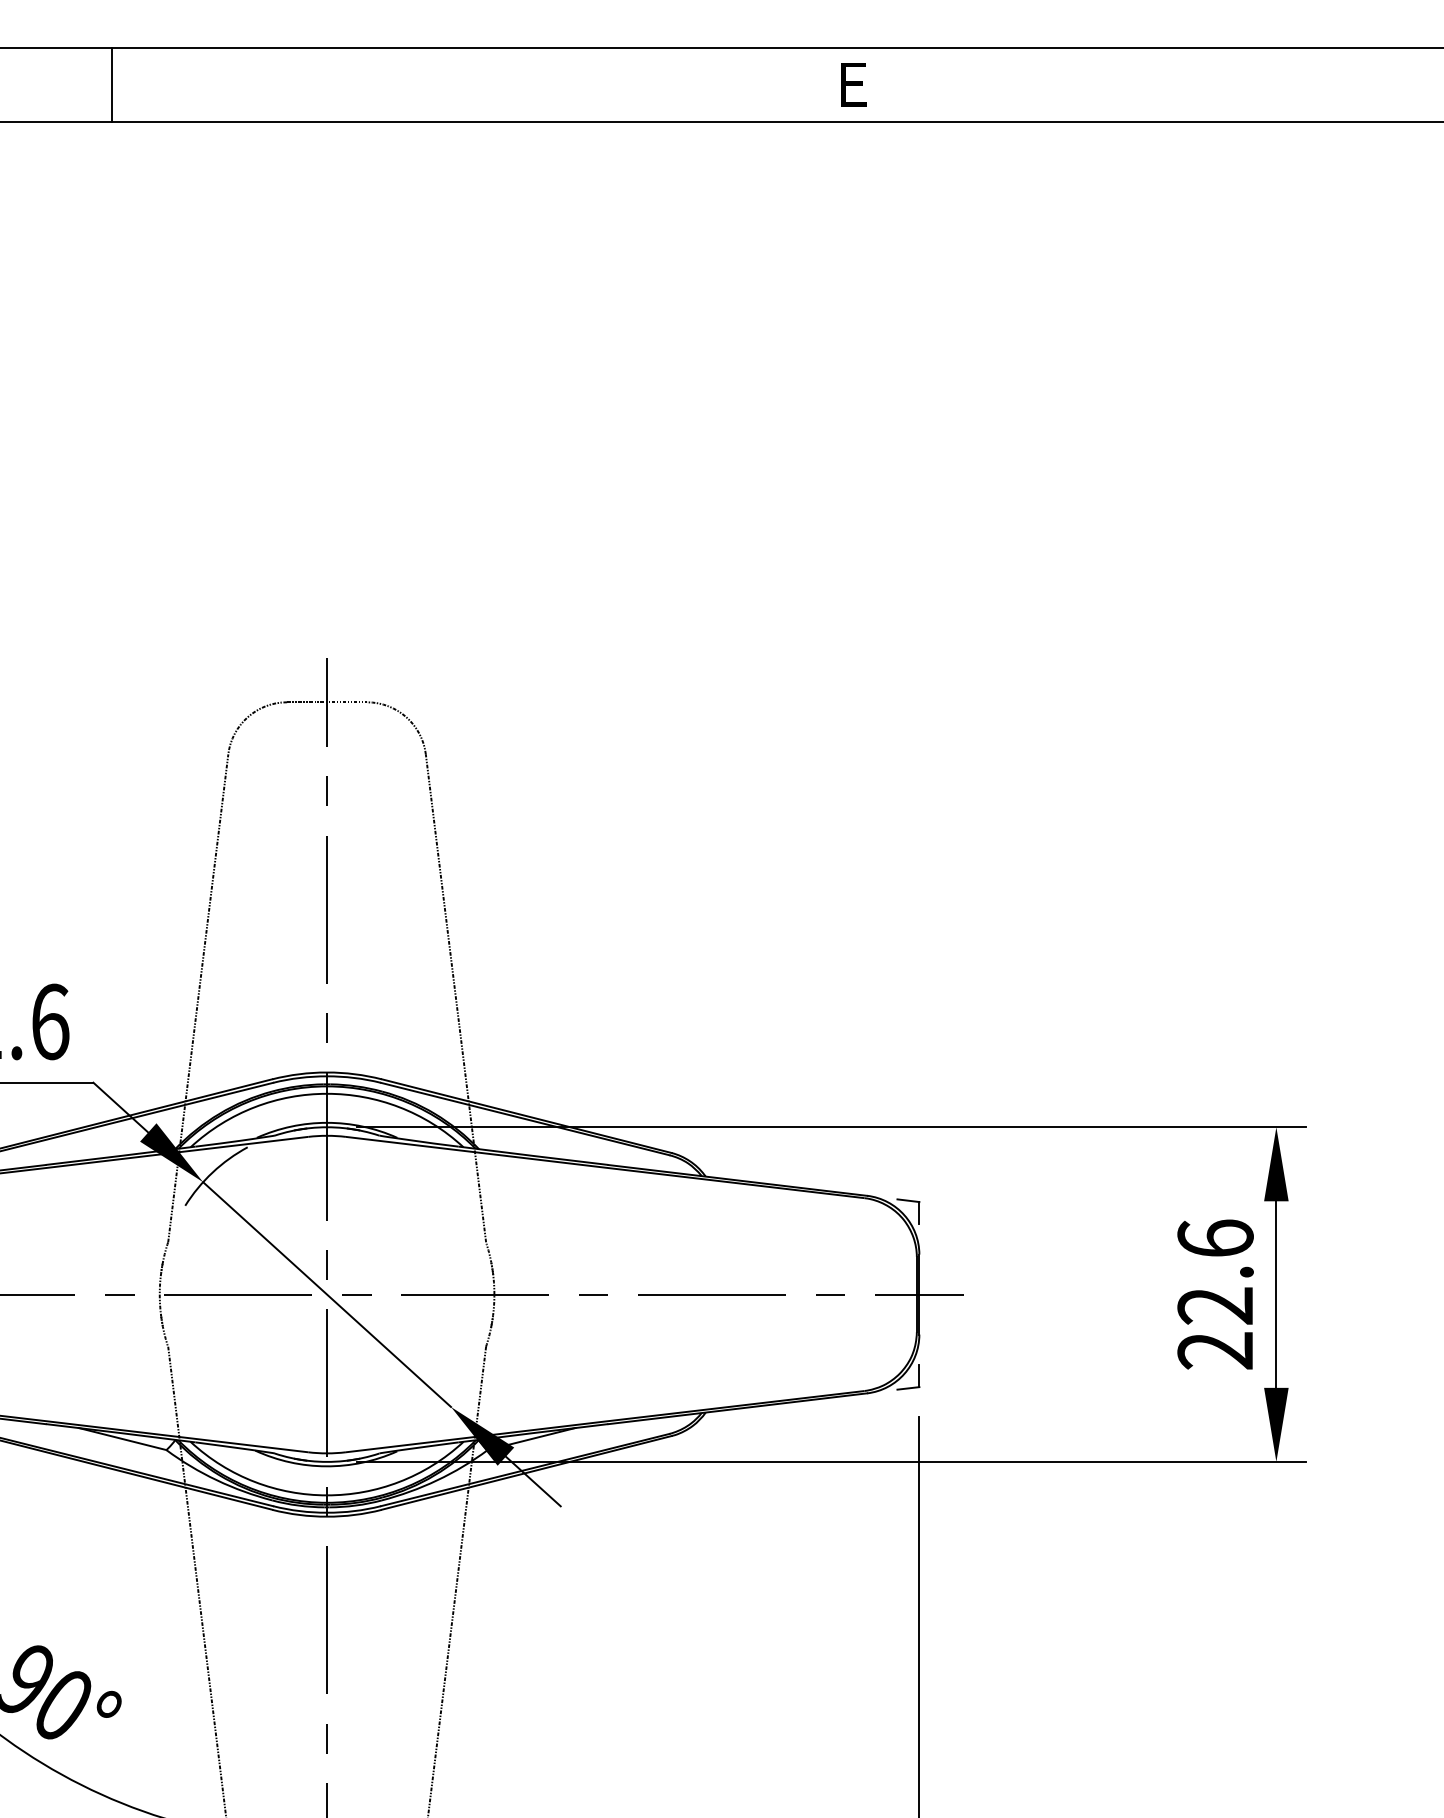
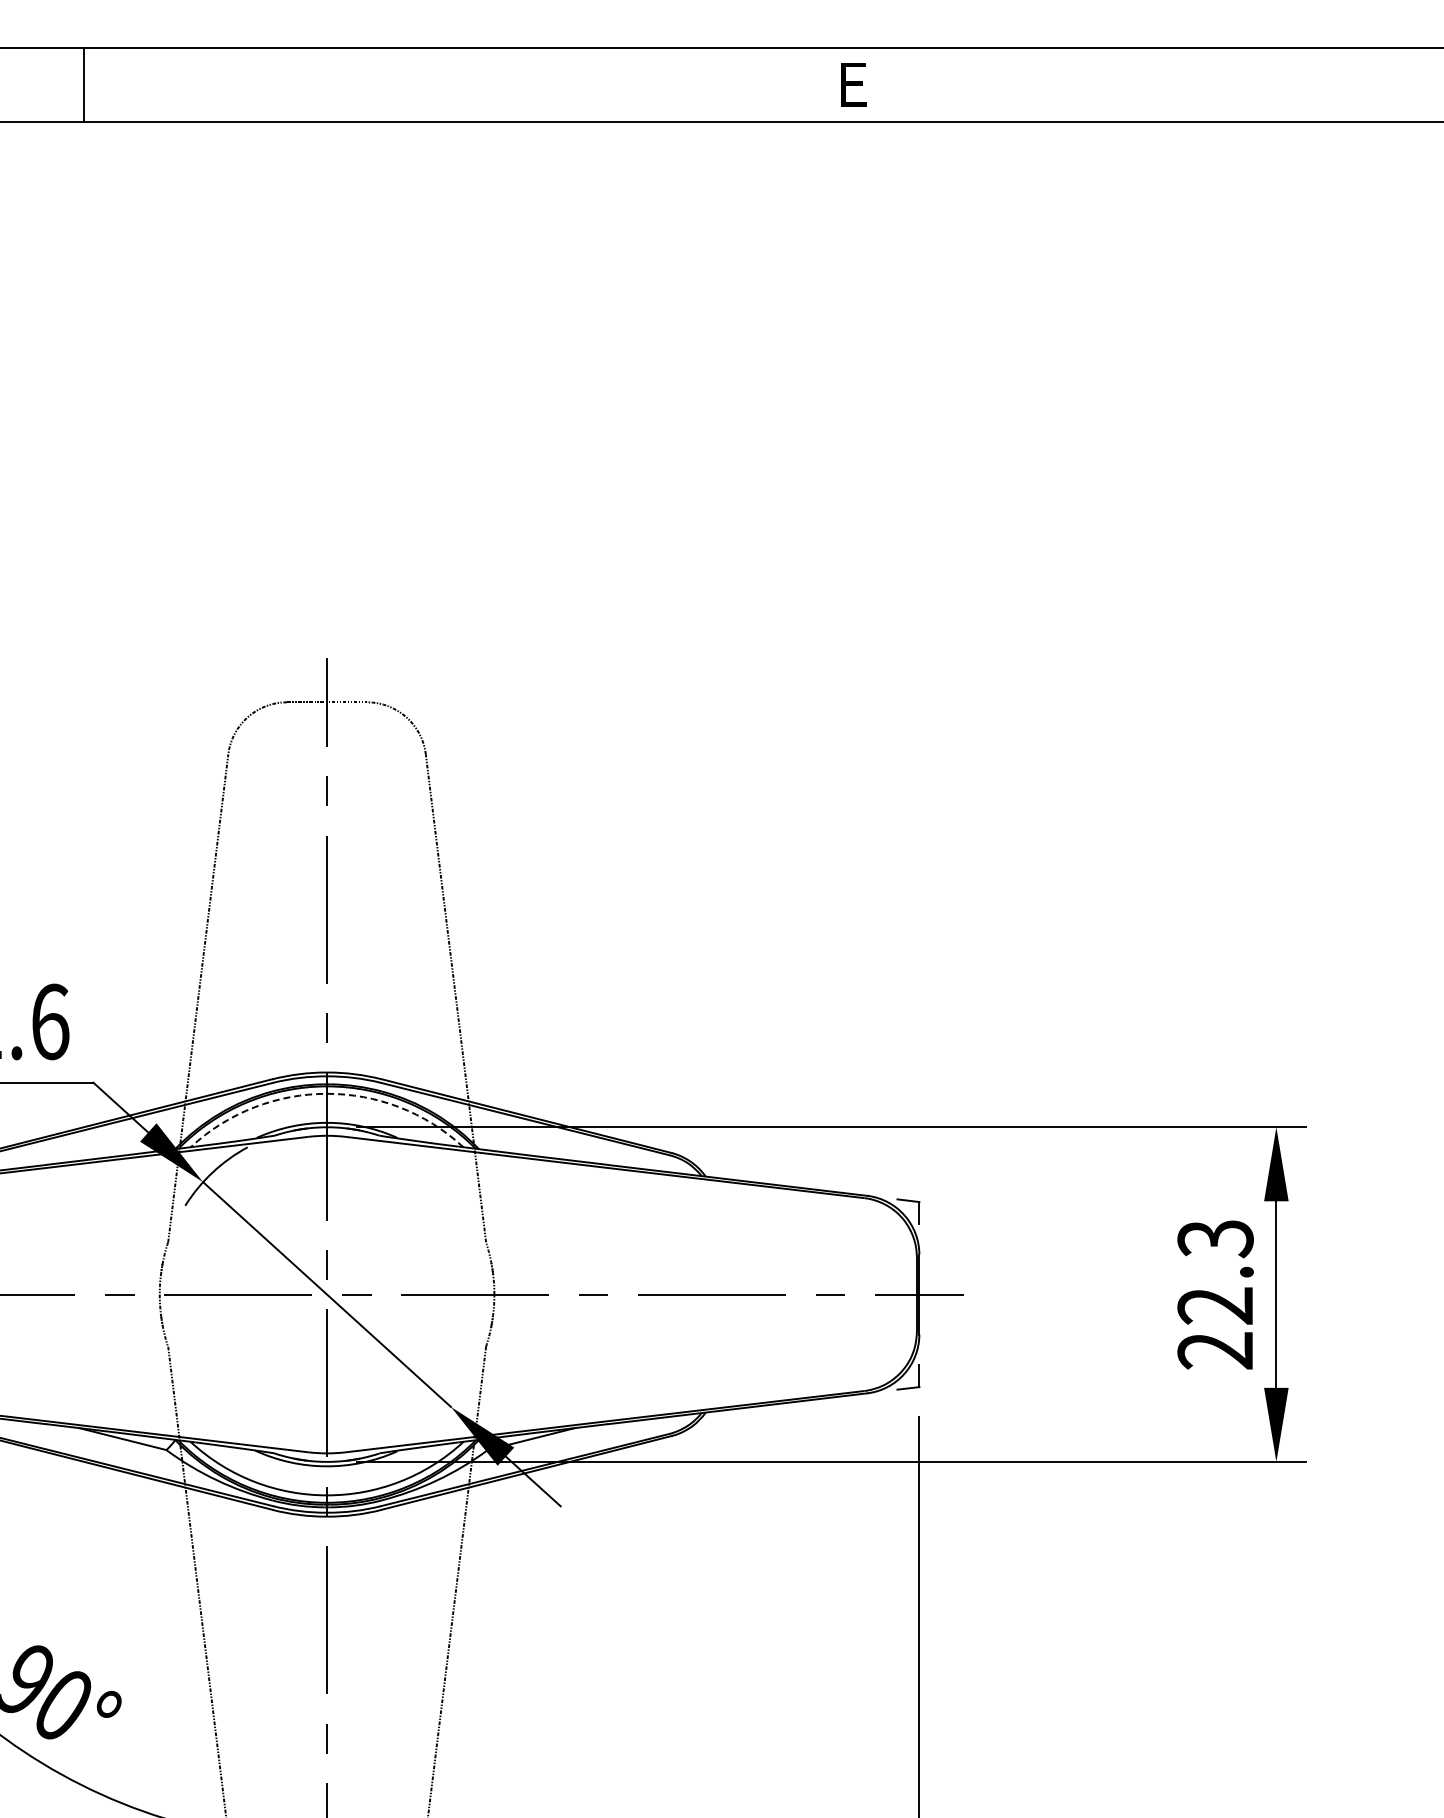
line position: (112, 84) -> (84, 84) (84, 84)
arc: solid -> dashed (327, 1093)
text: 22.6 -> 22.3 (1215, 1238)
